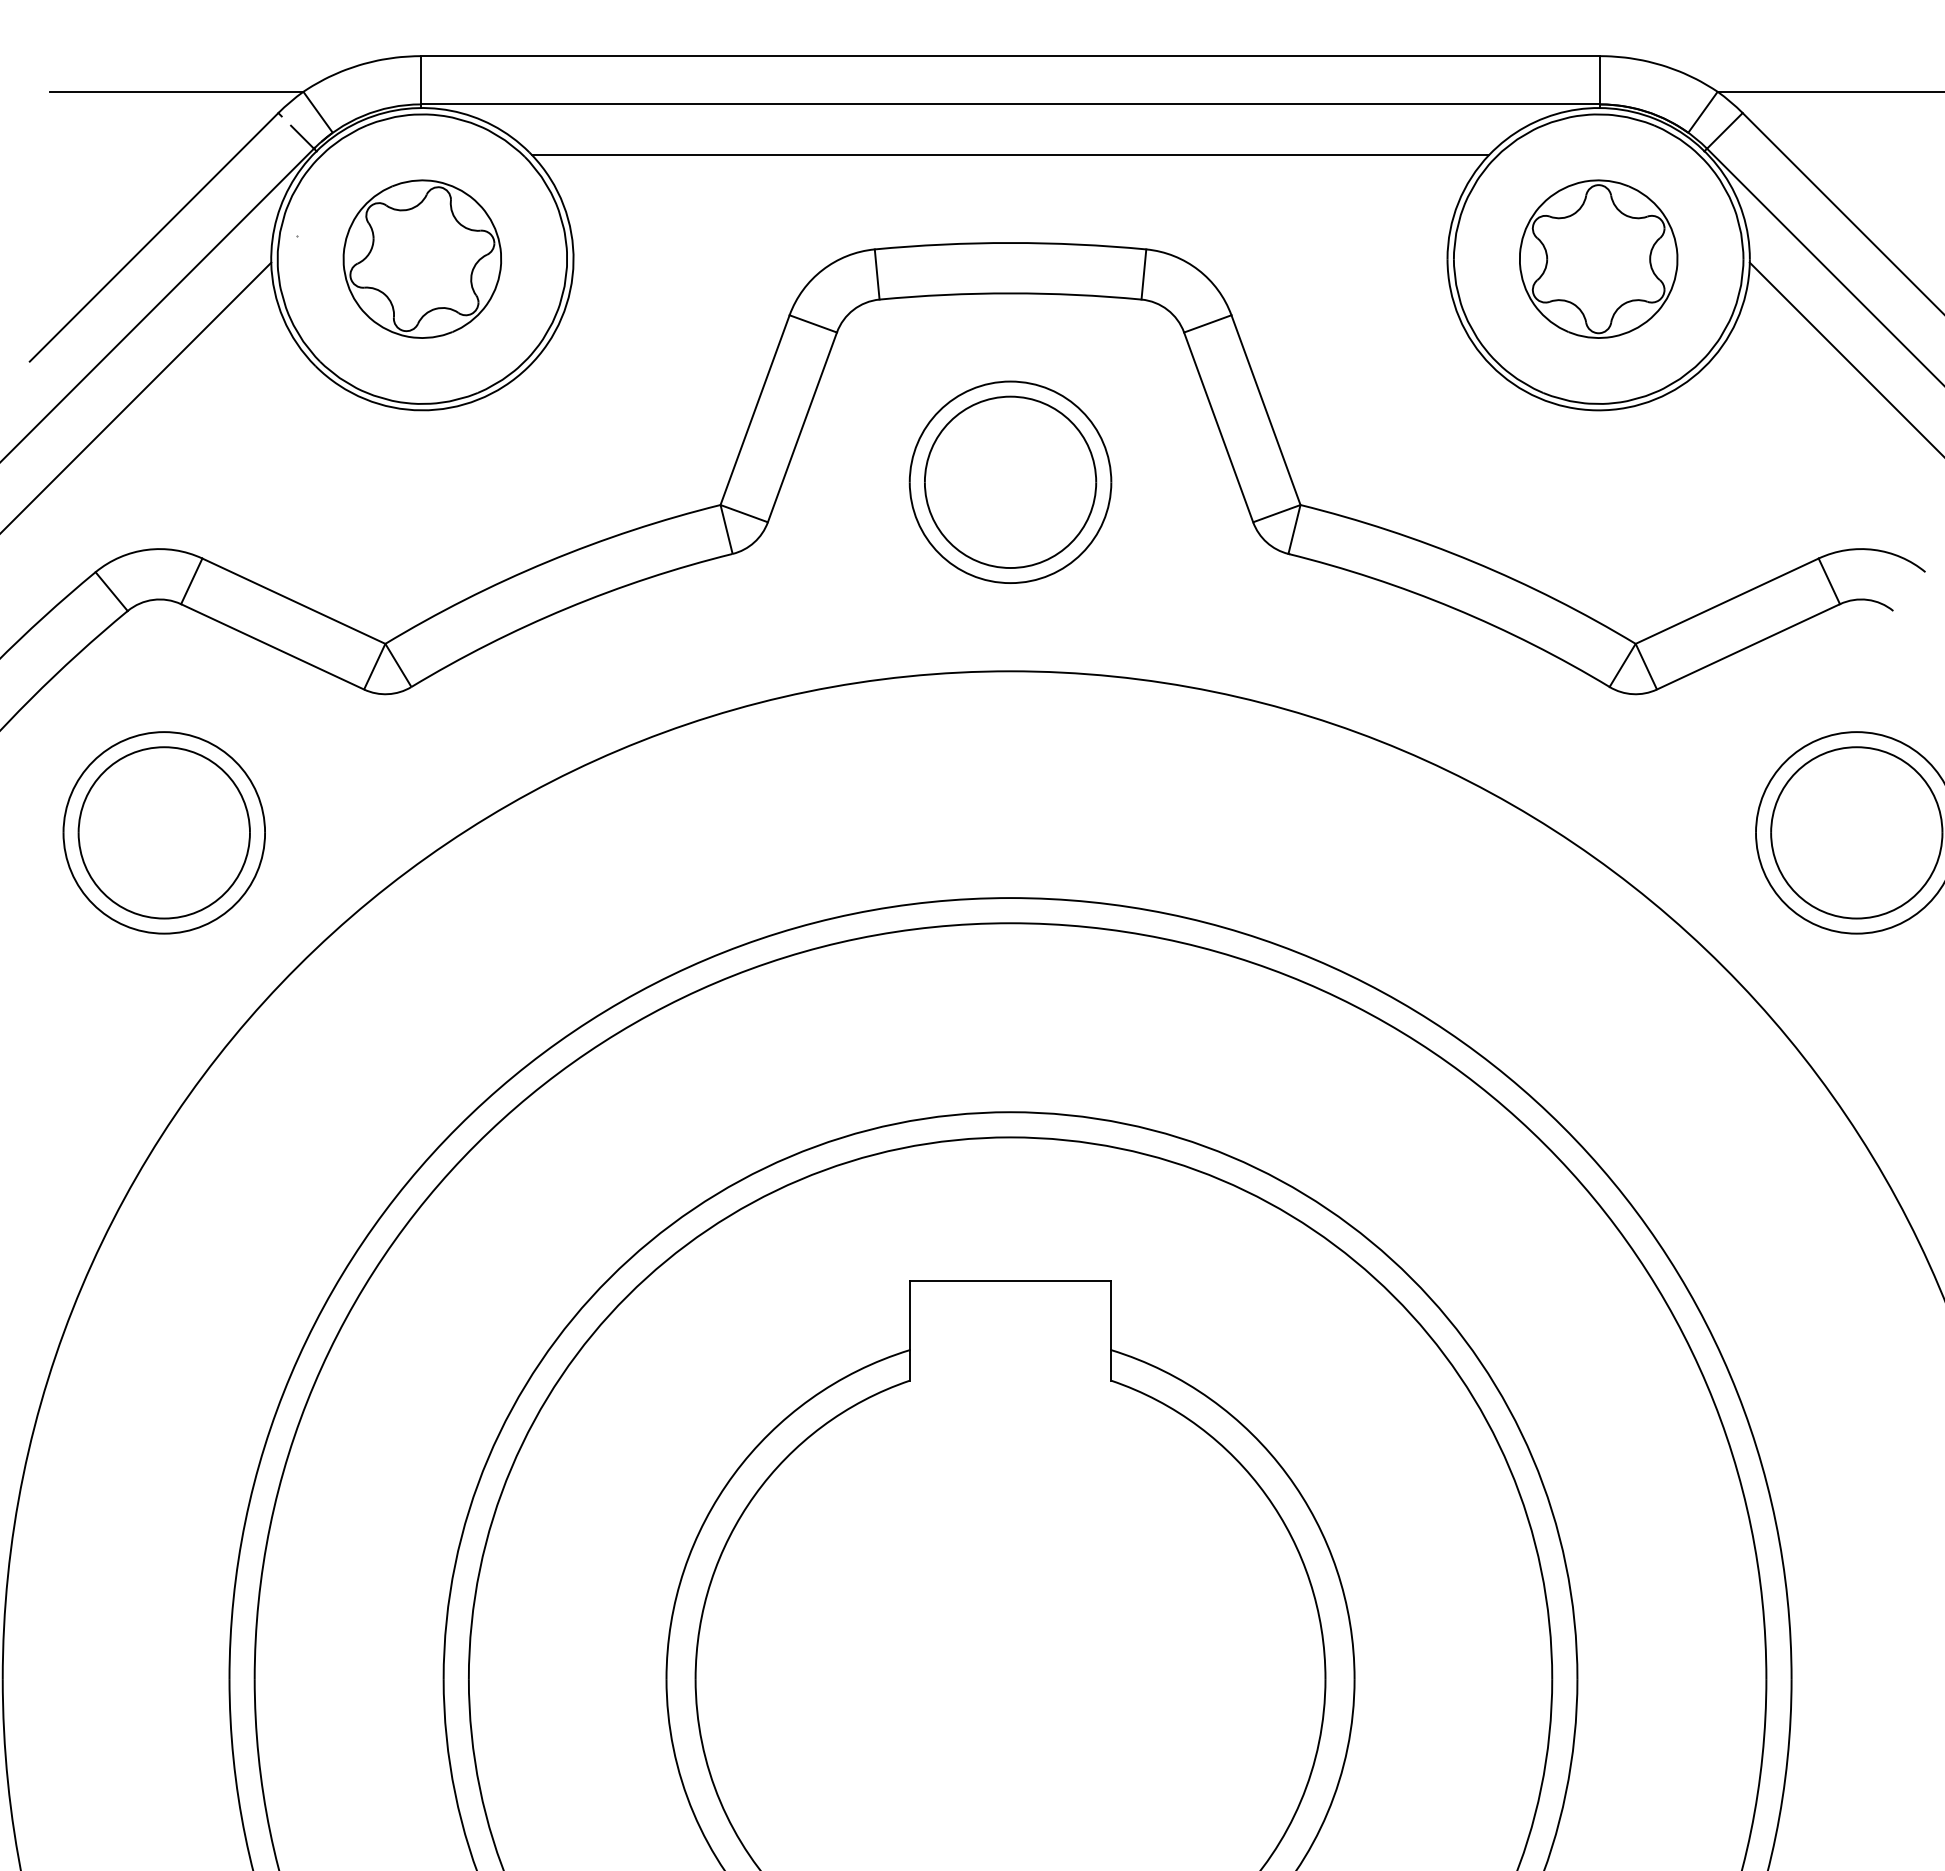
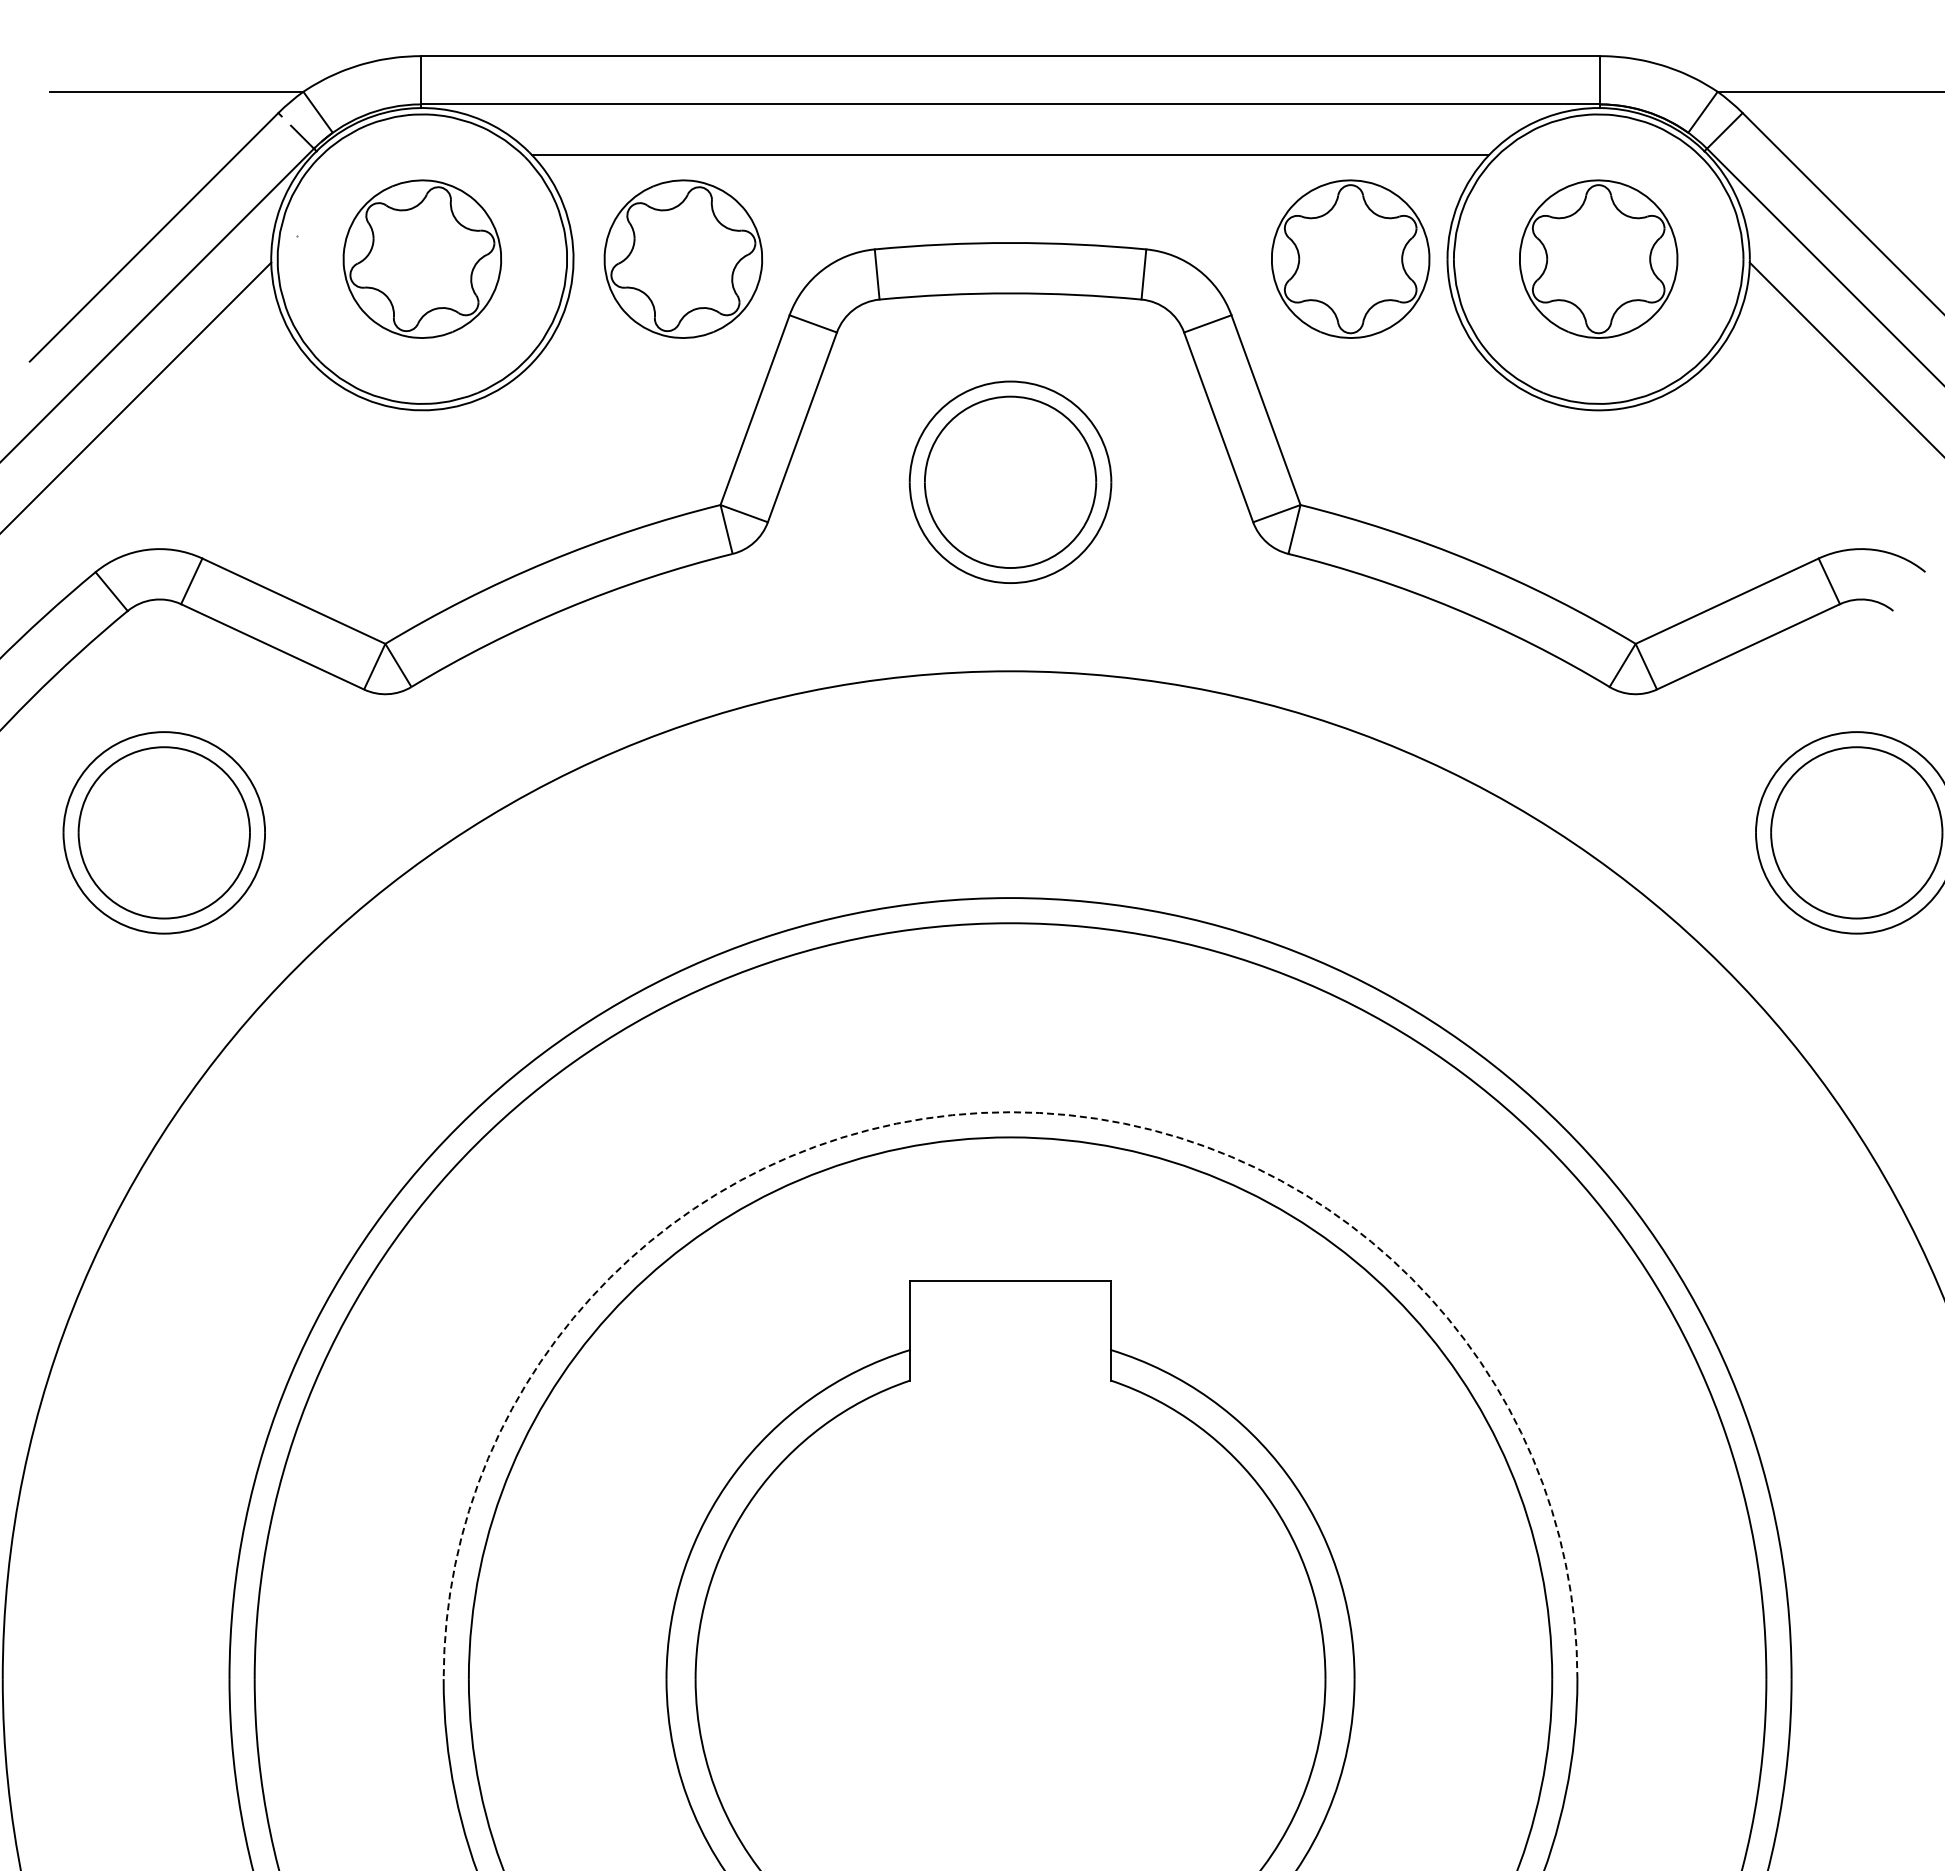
part: none -> present (682, 258)
part: none -> present (1350, 258)
arc: solid -> dashed (1010, 1112)
